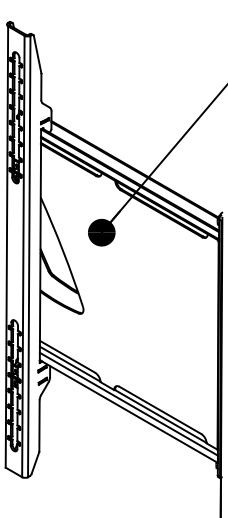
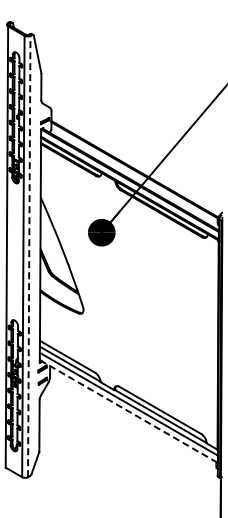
line: solid -> dashed (29, 256)
line: solid -> dashed (128, 411)
